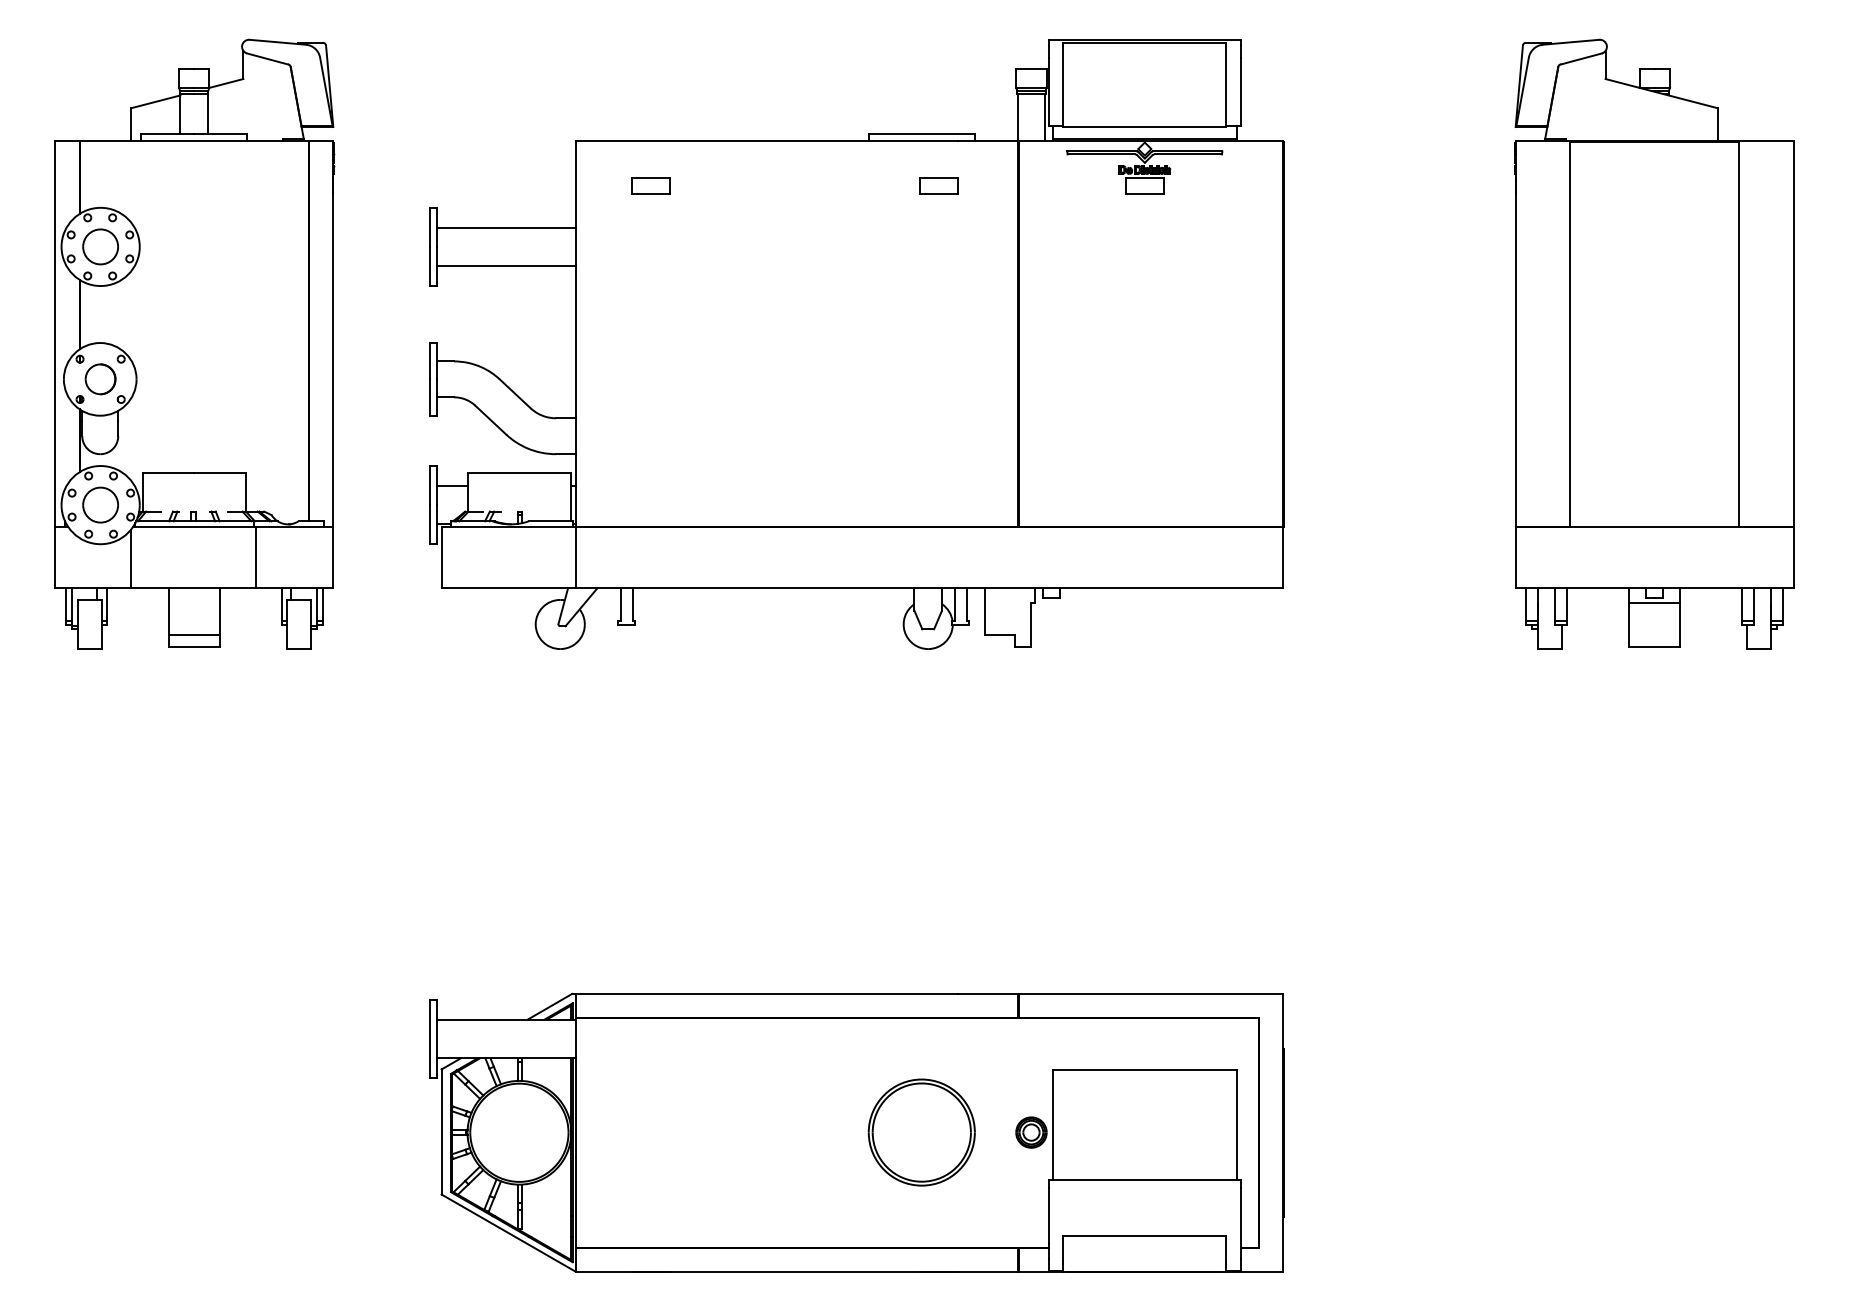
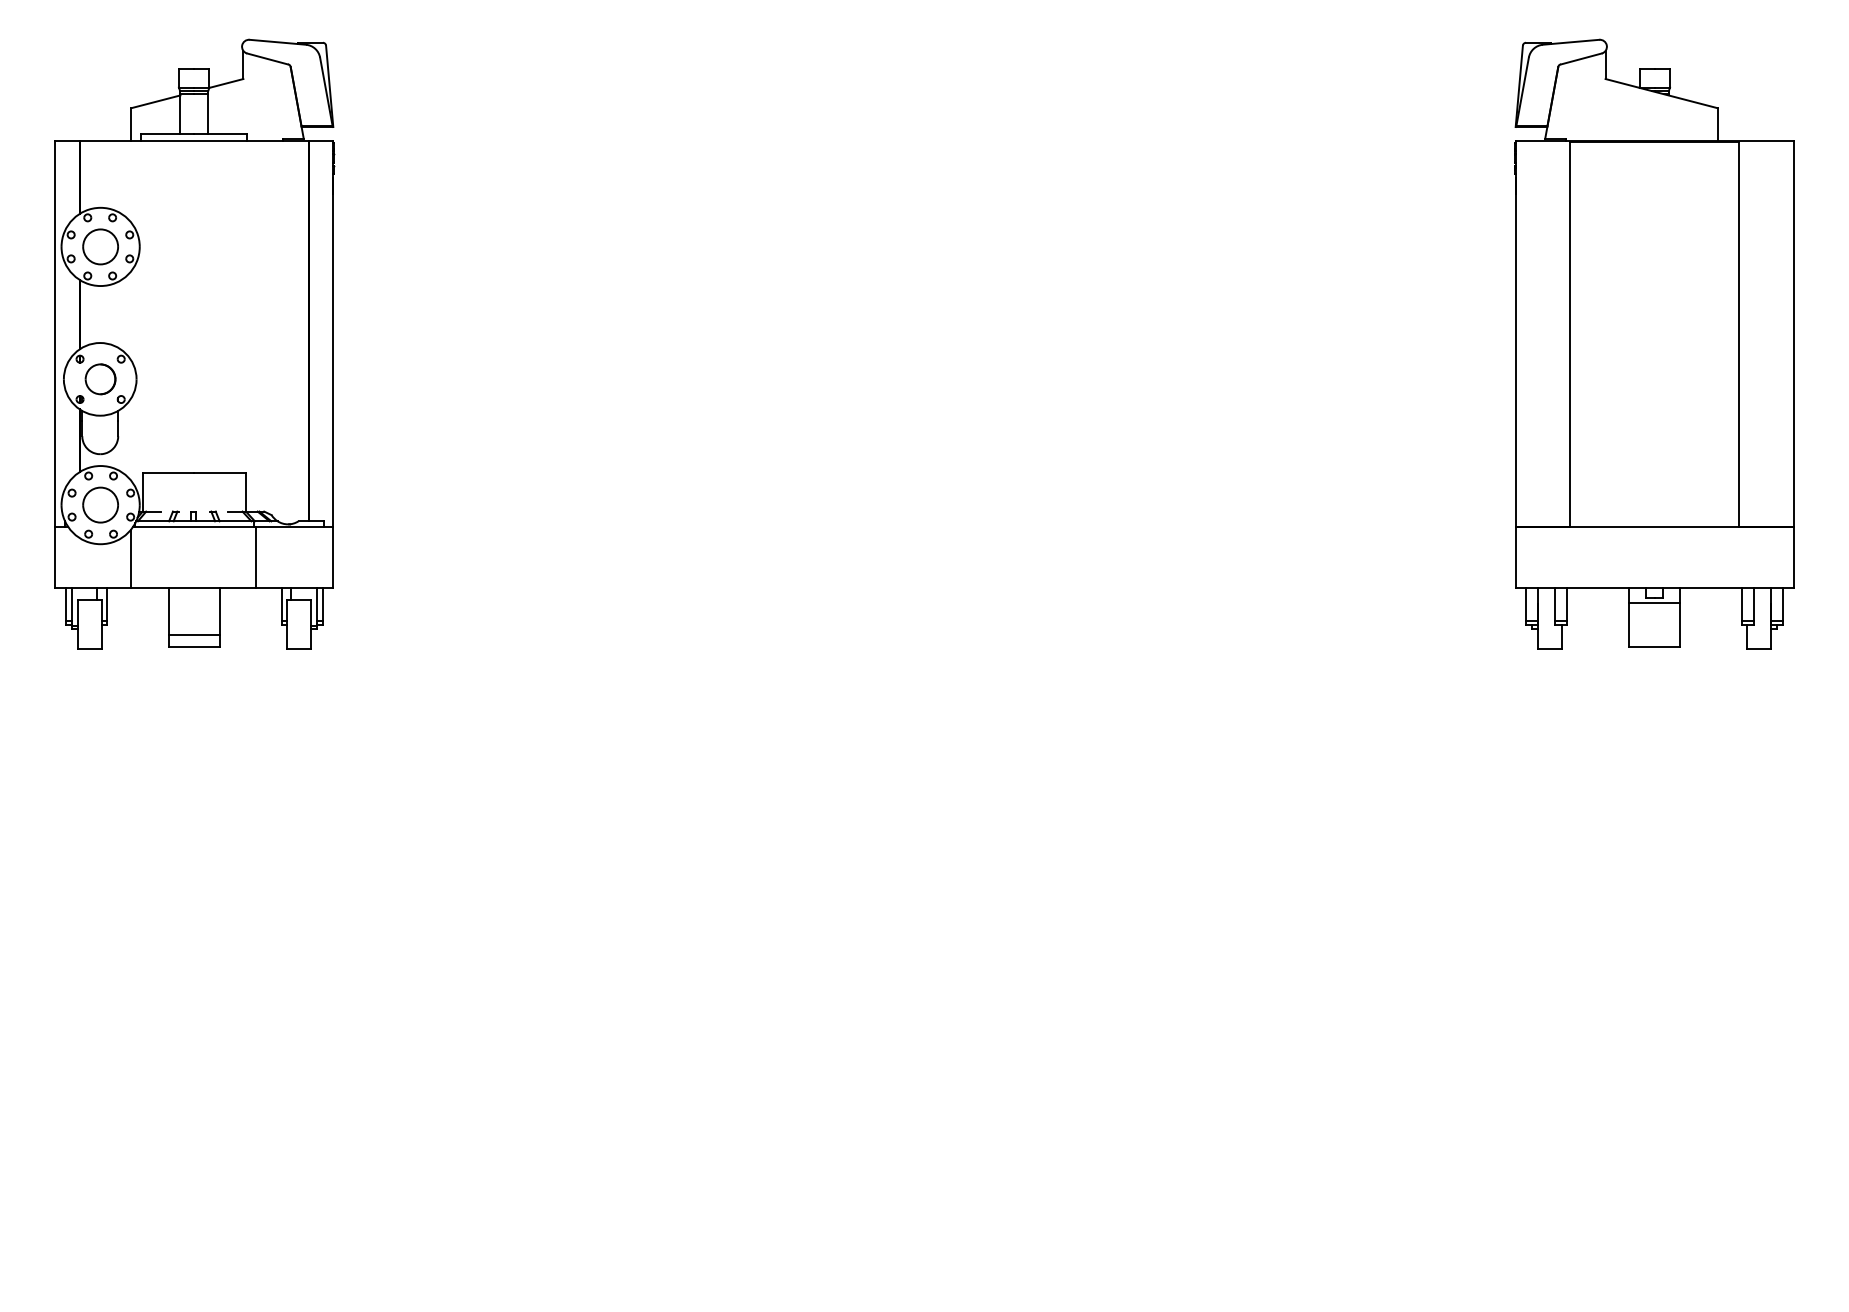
part: present -> none (856, 344)
part: present -> none (856, 1132)
